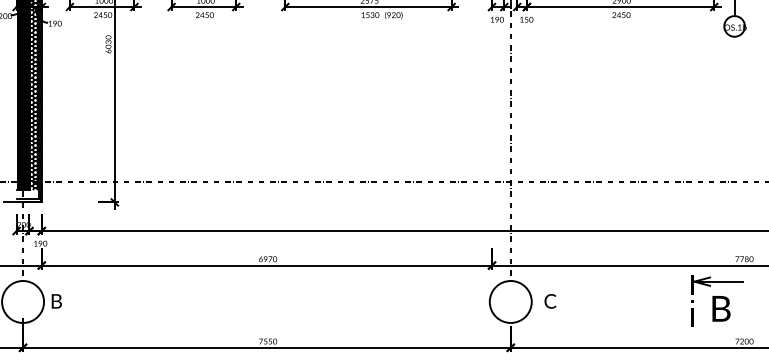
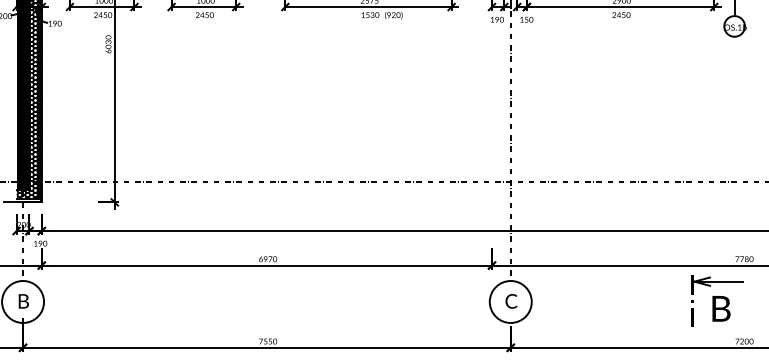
hatch: none -> present (27, 194)
text position: (56, 301) -> (23, 301) (23, 301)
text position: (550, 301) -> (511, 301) (511, 301)
